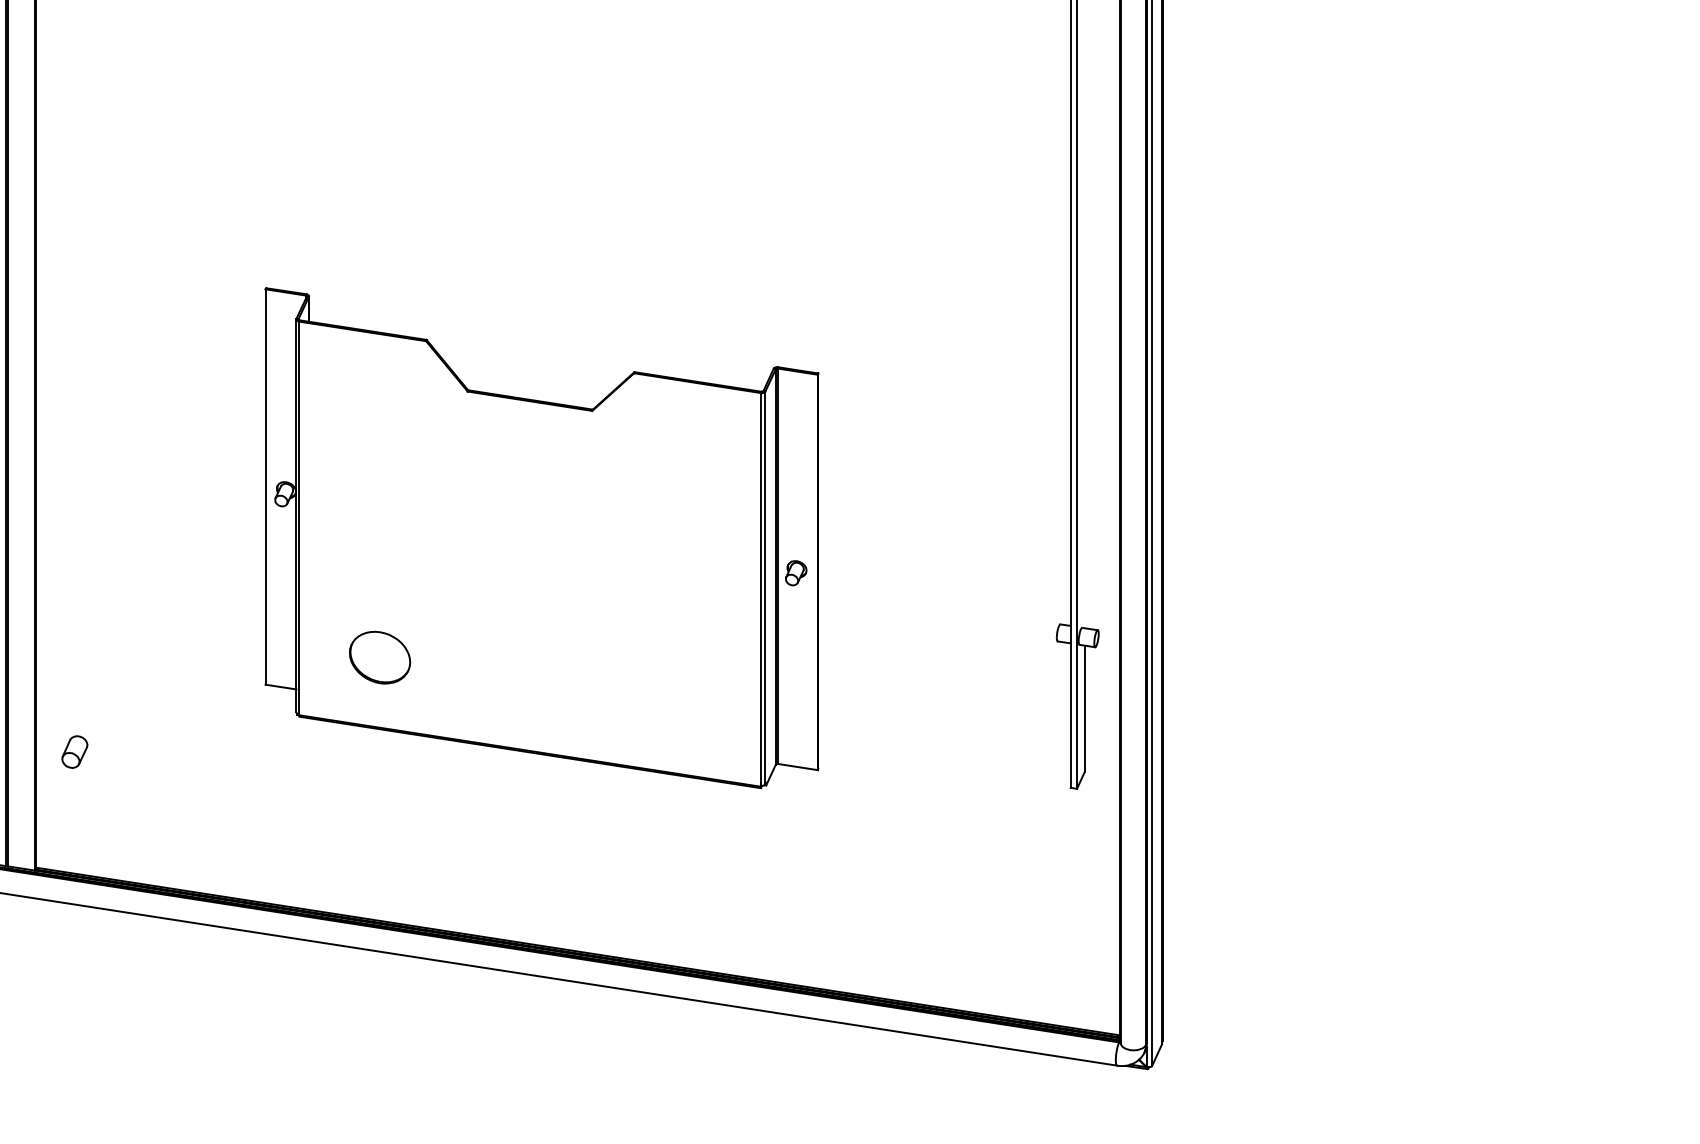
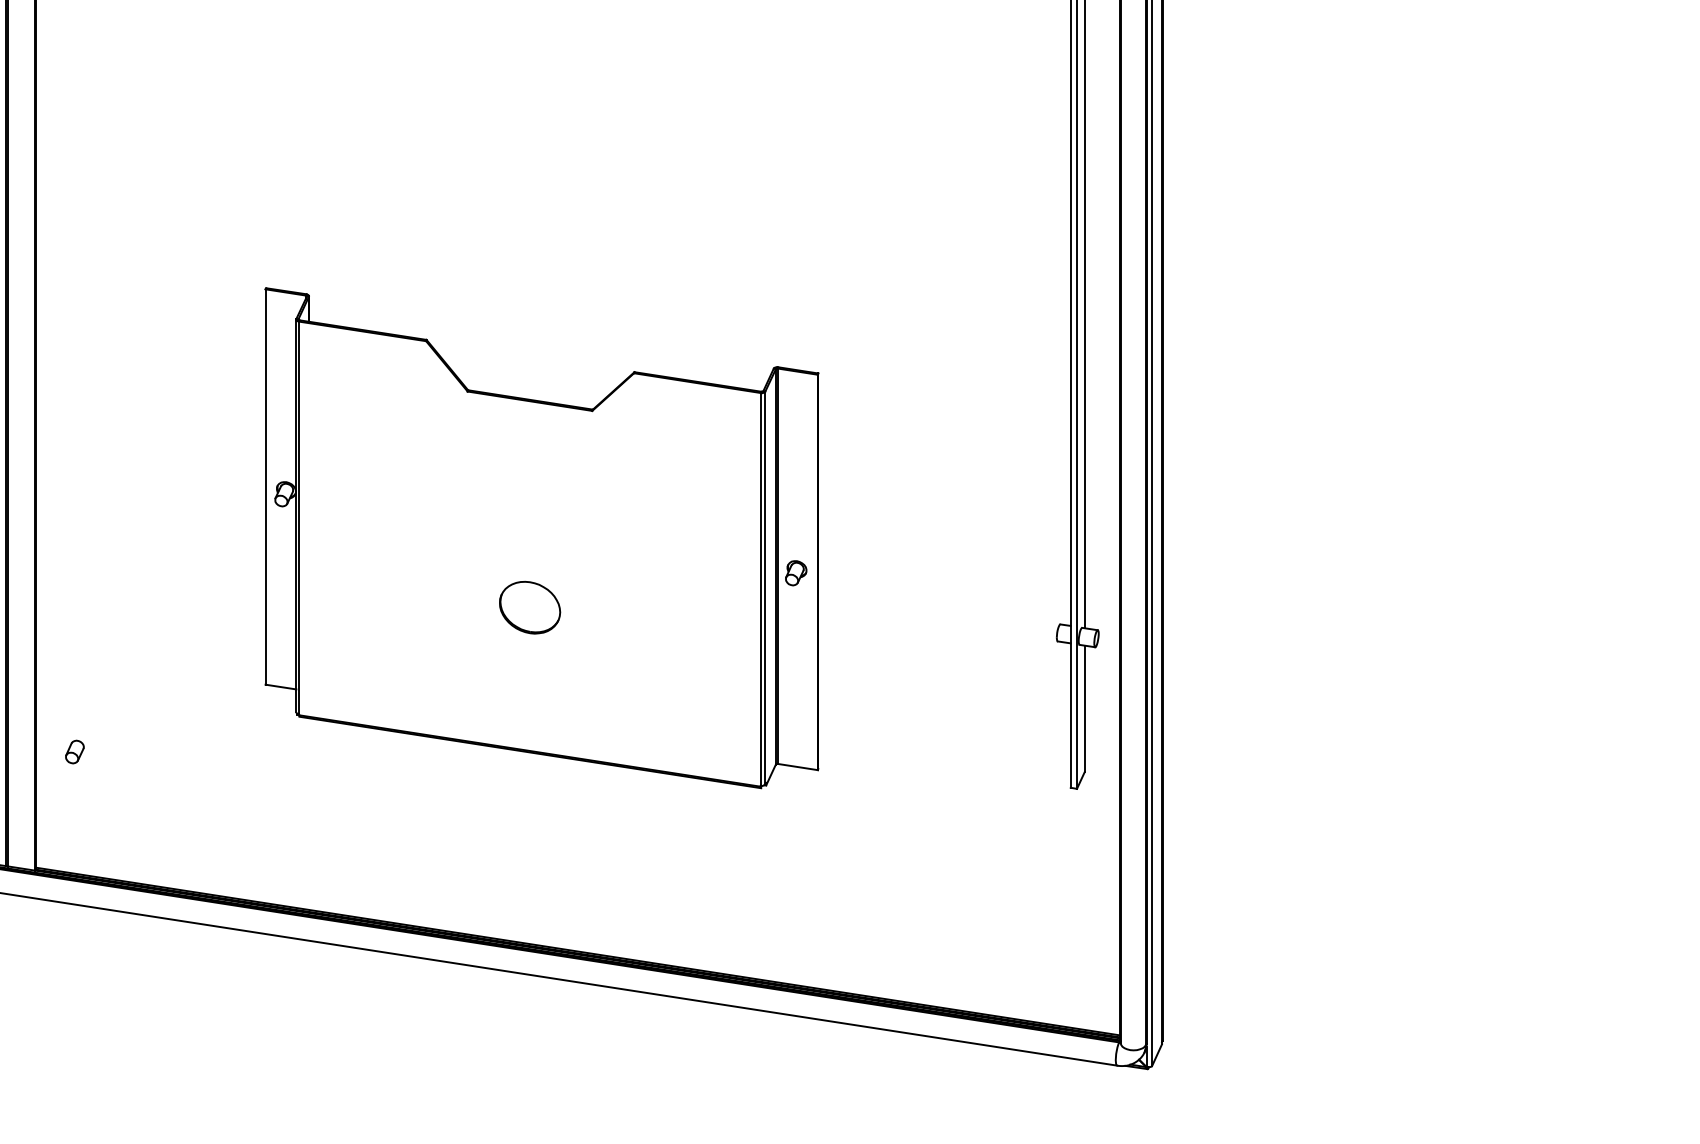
line: none -> present (1084, 315)
part position: (380, 657) -> (530, 607) (530, 607)
part size: 28x34 px -> 20x26 px (74, 751)
